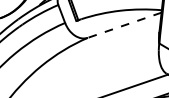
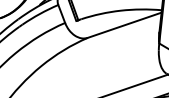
line: dashed -> solid (124, 25)
